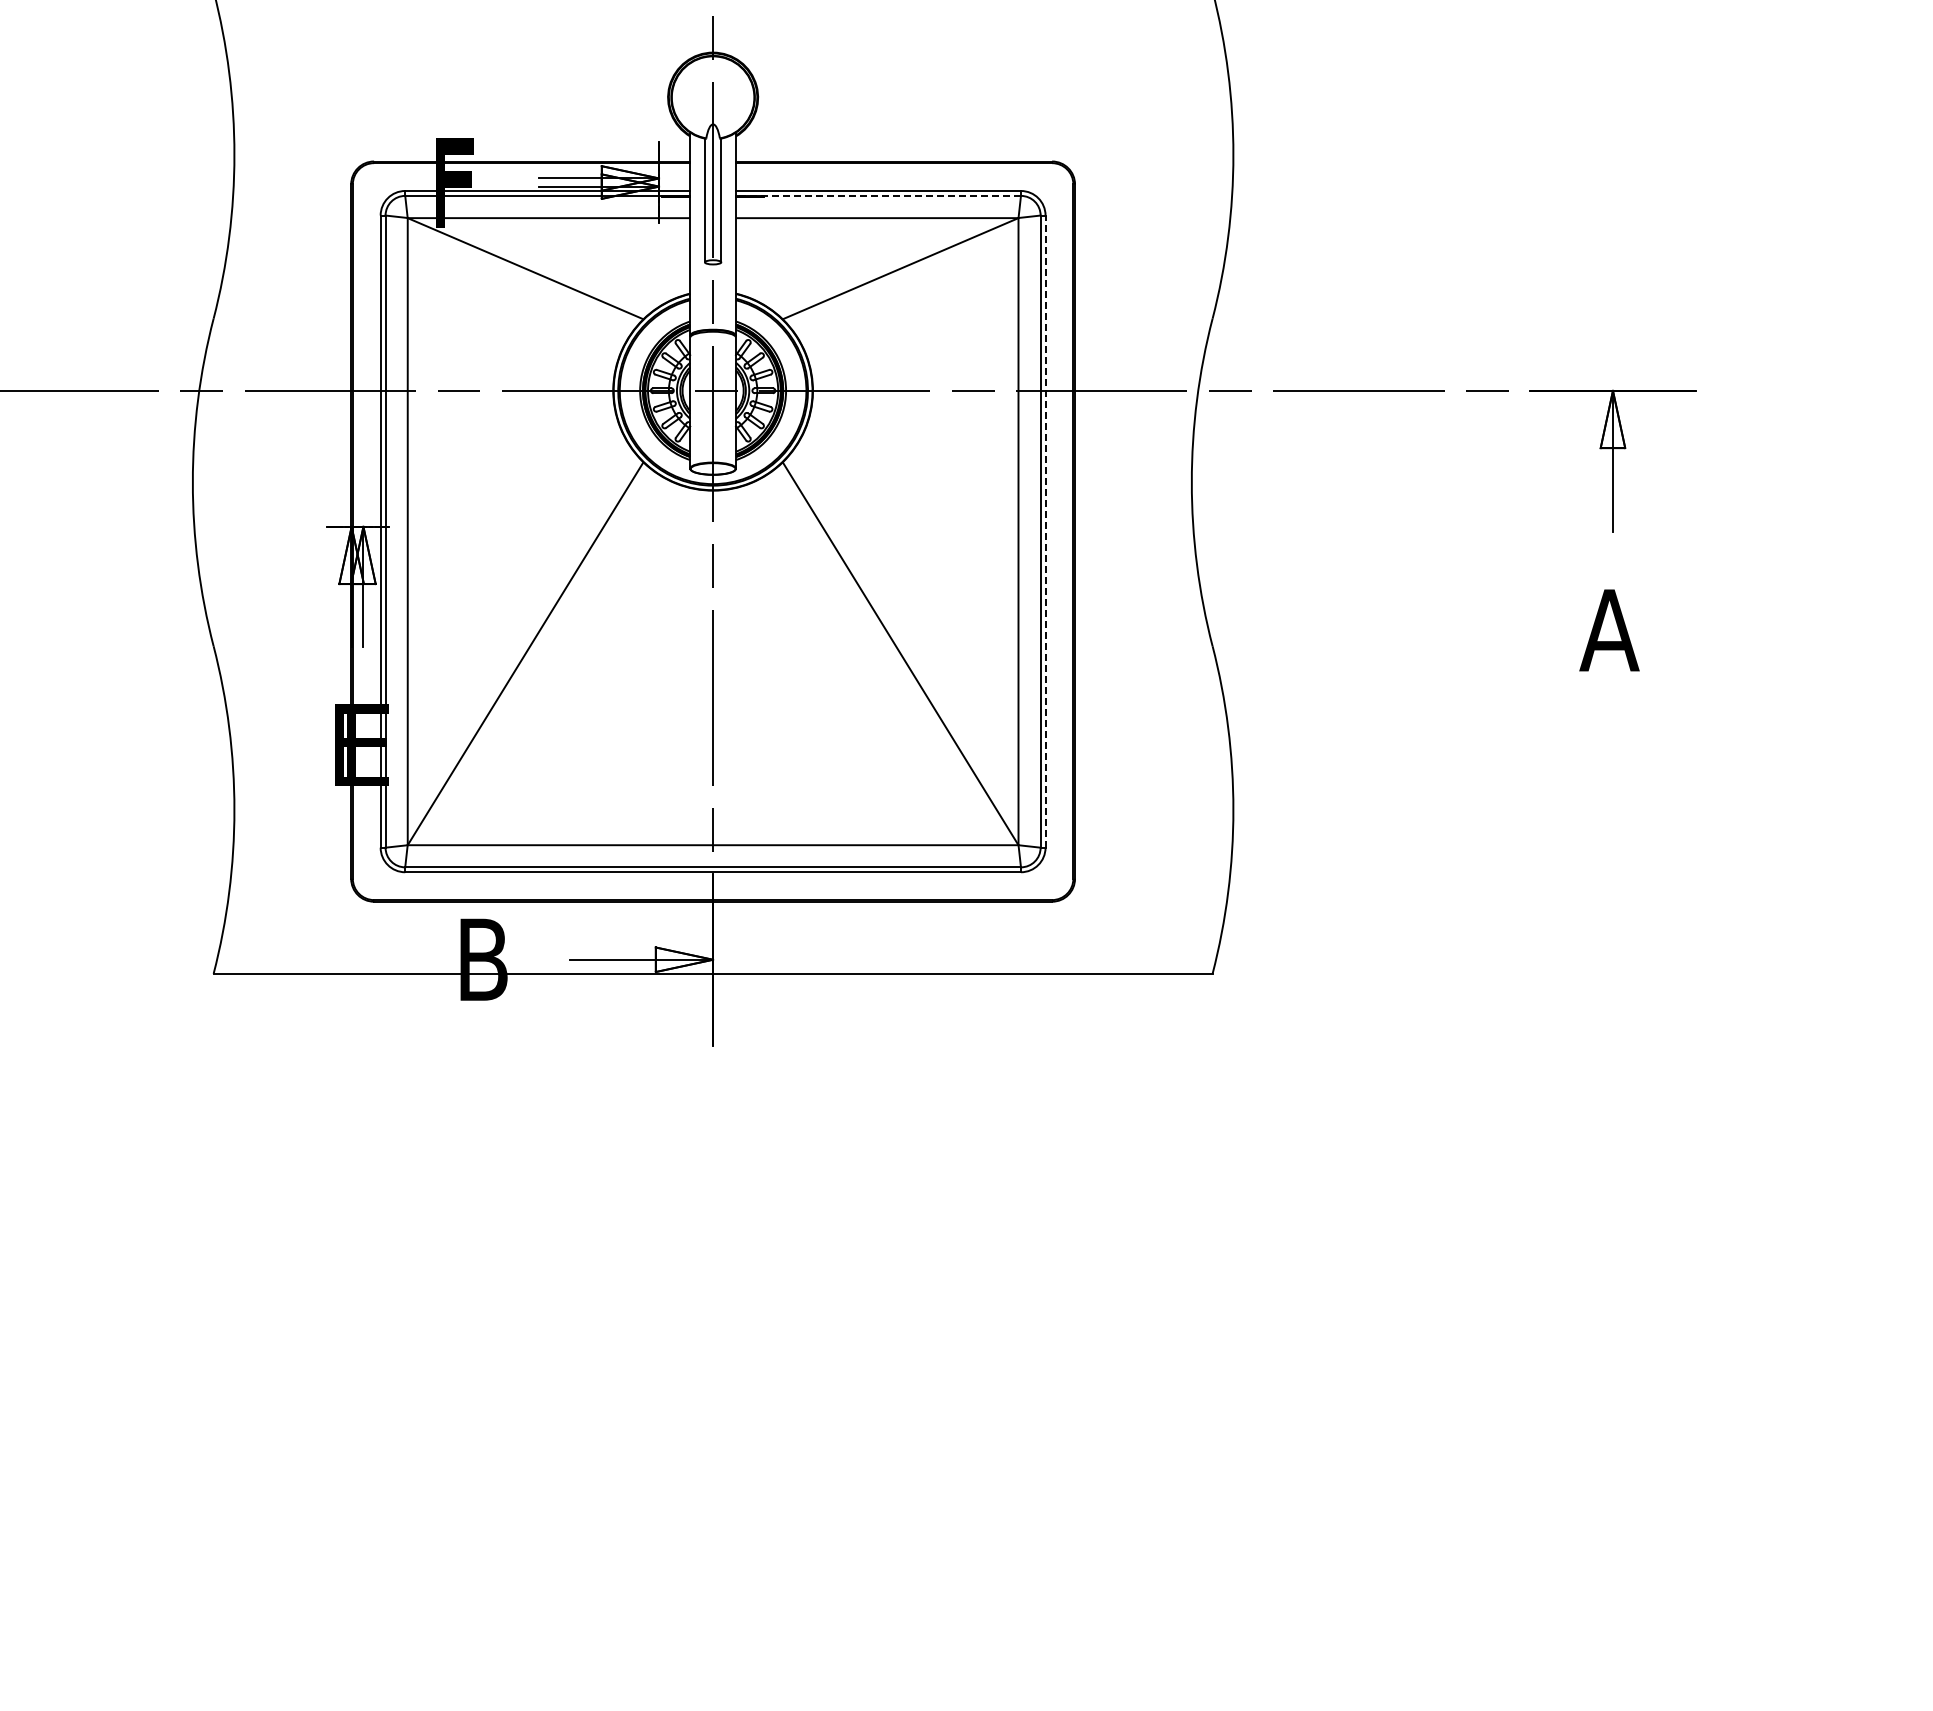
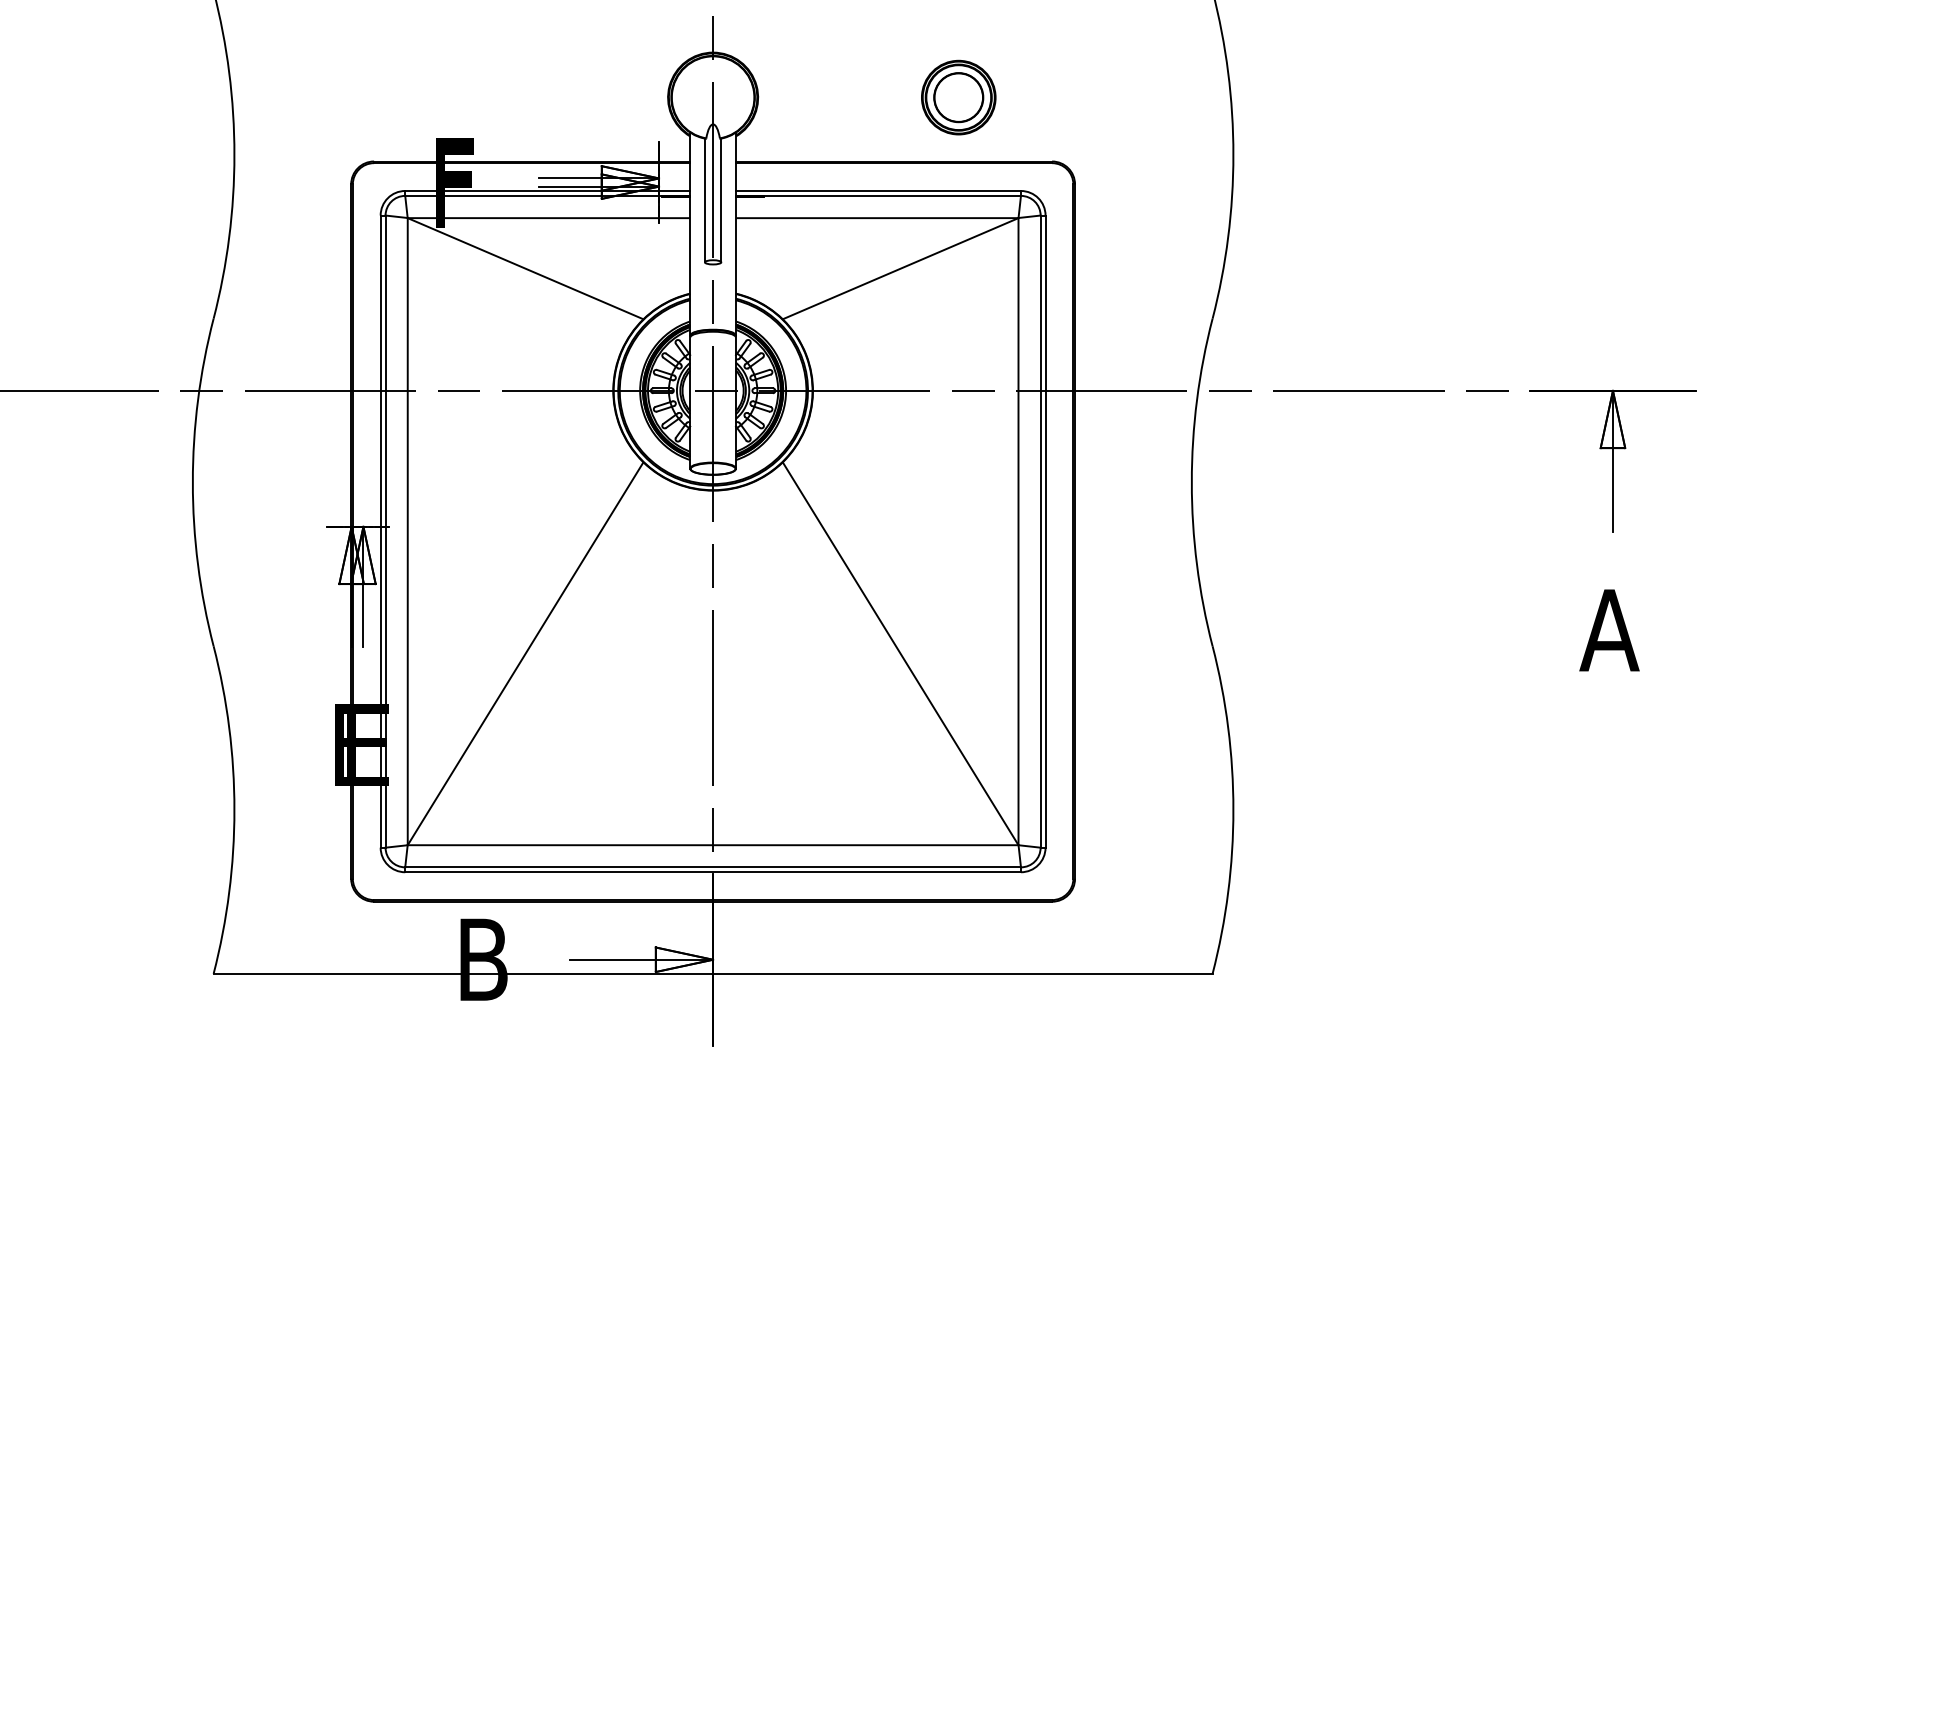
part: none -> present (958, 97)
line: dashed -> solid (878, 195)
line: dashed -> solid (1045, 531)
